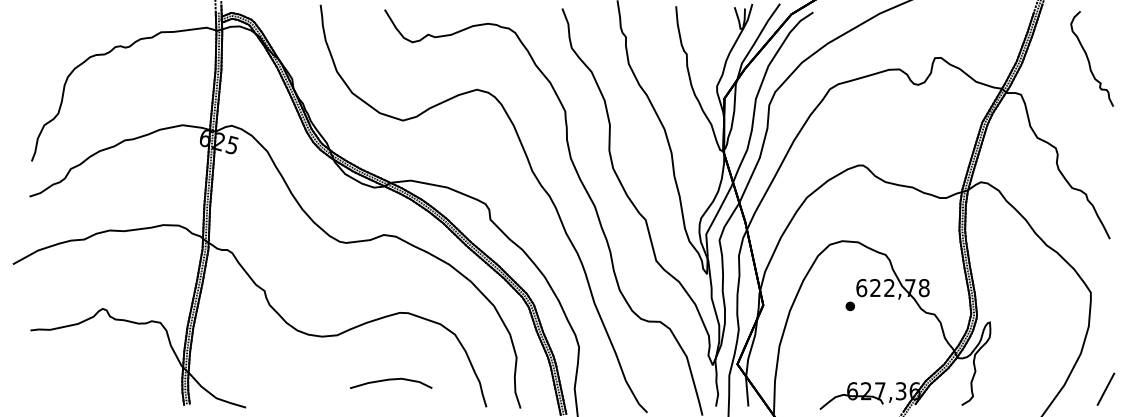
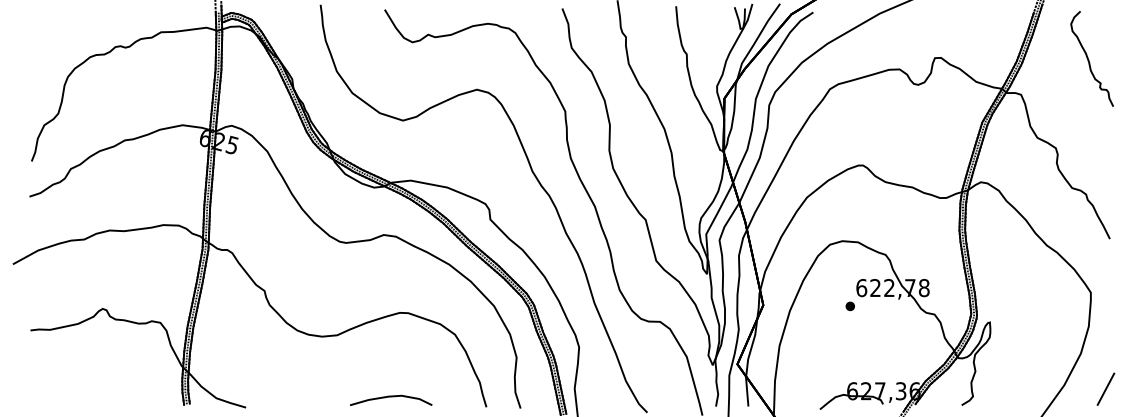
curve position: (391, 380) -> (391, 397) (391, 397)
